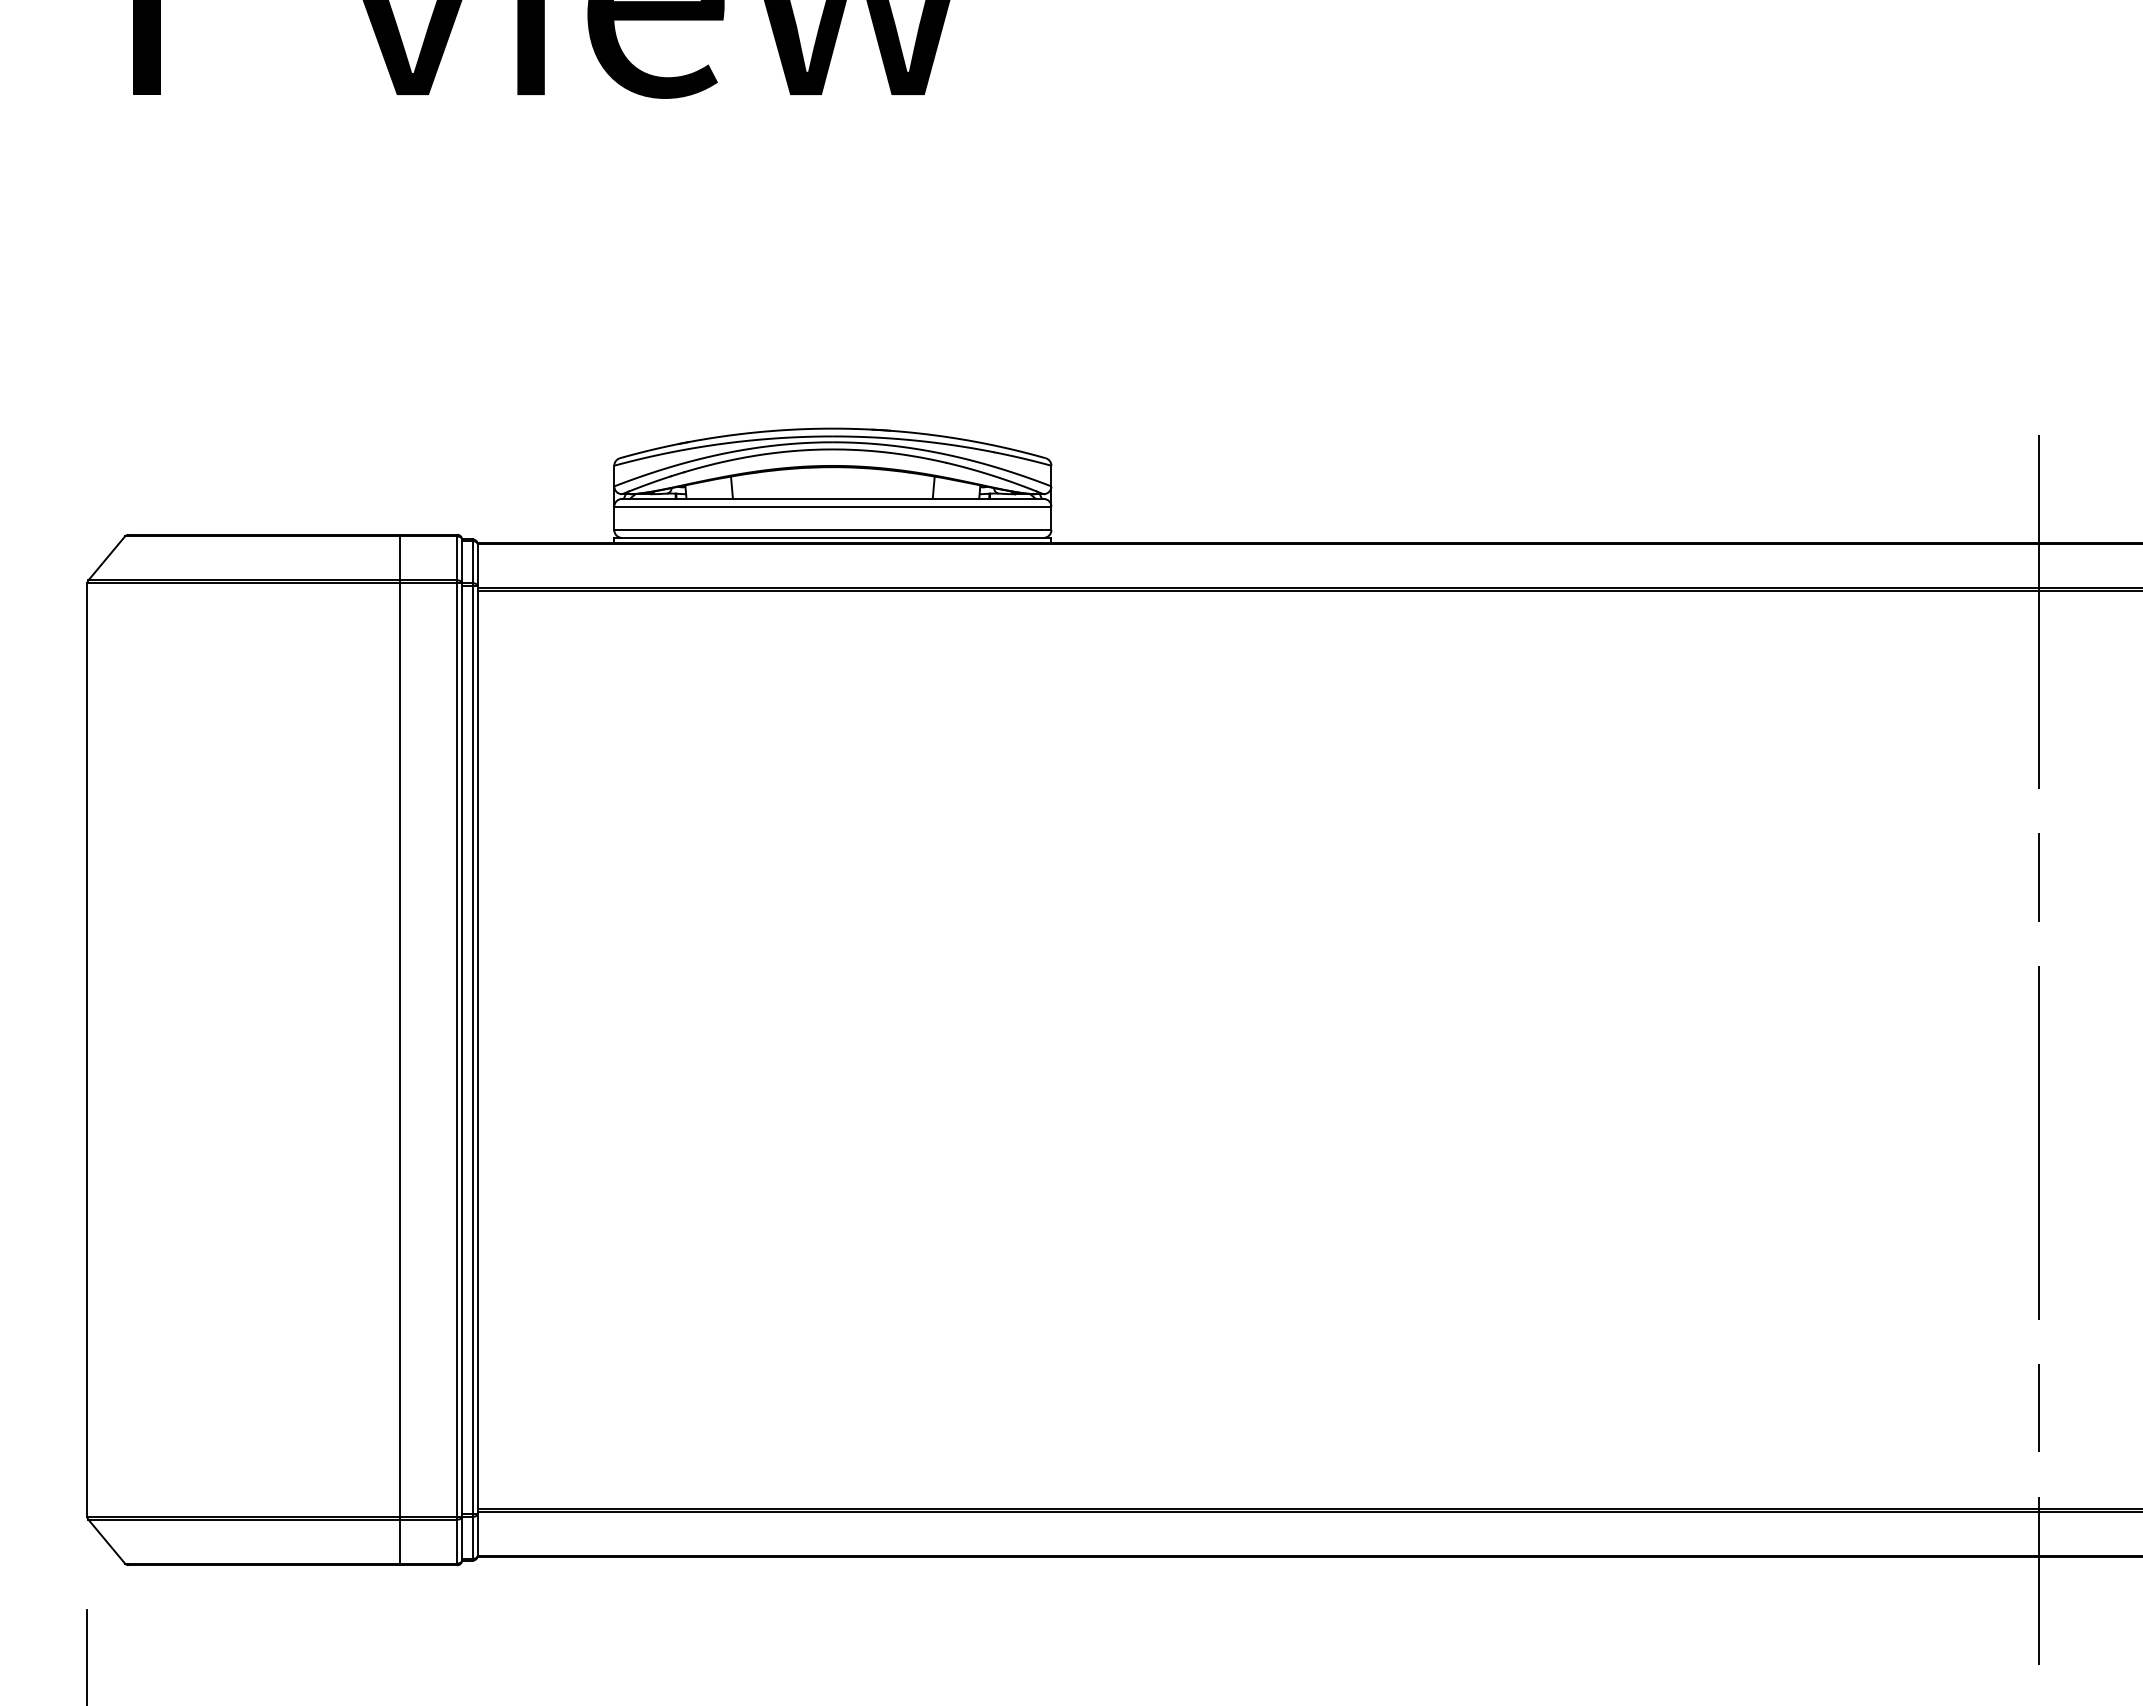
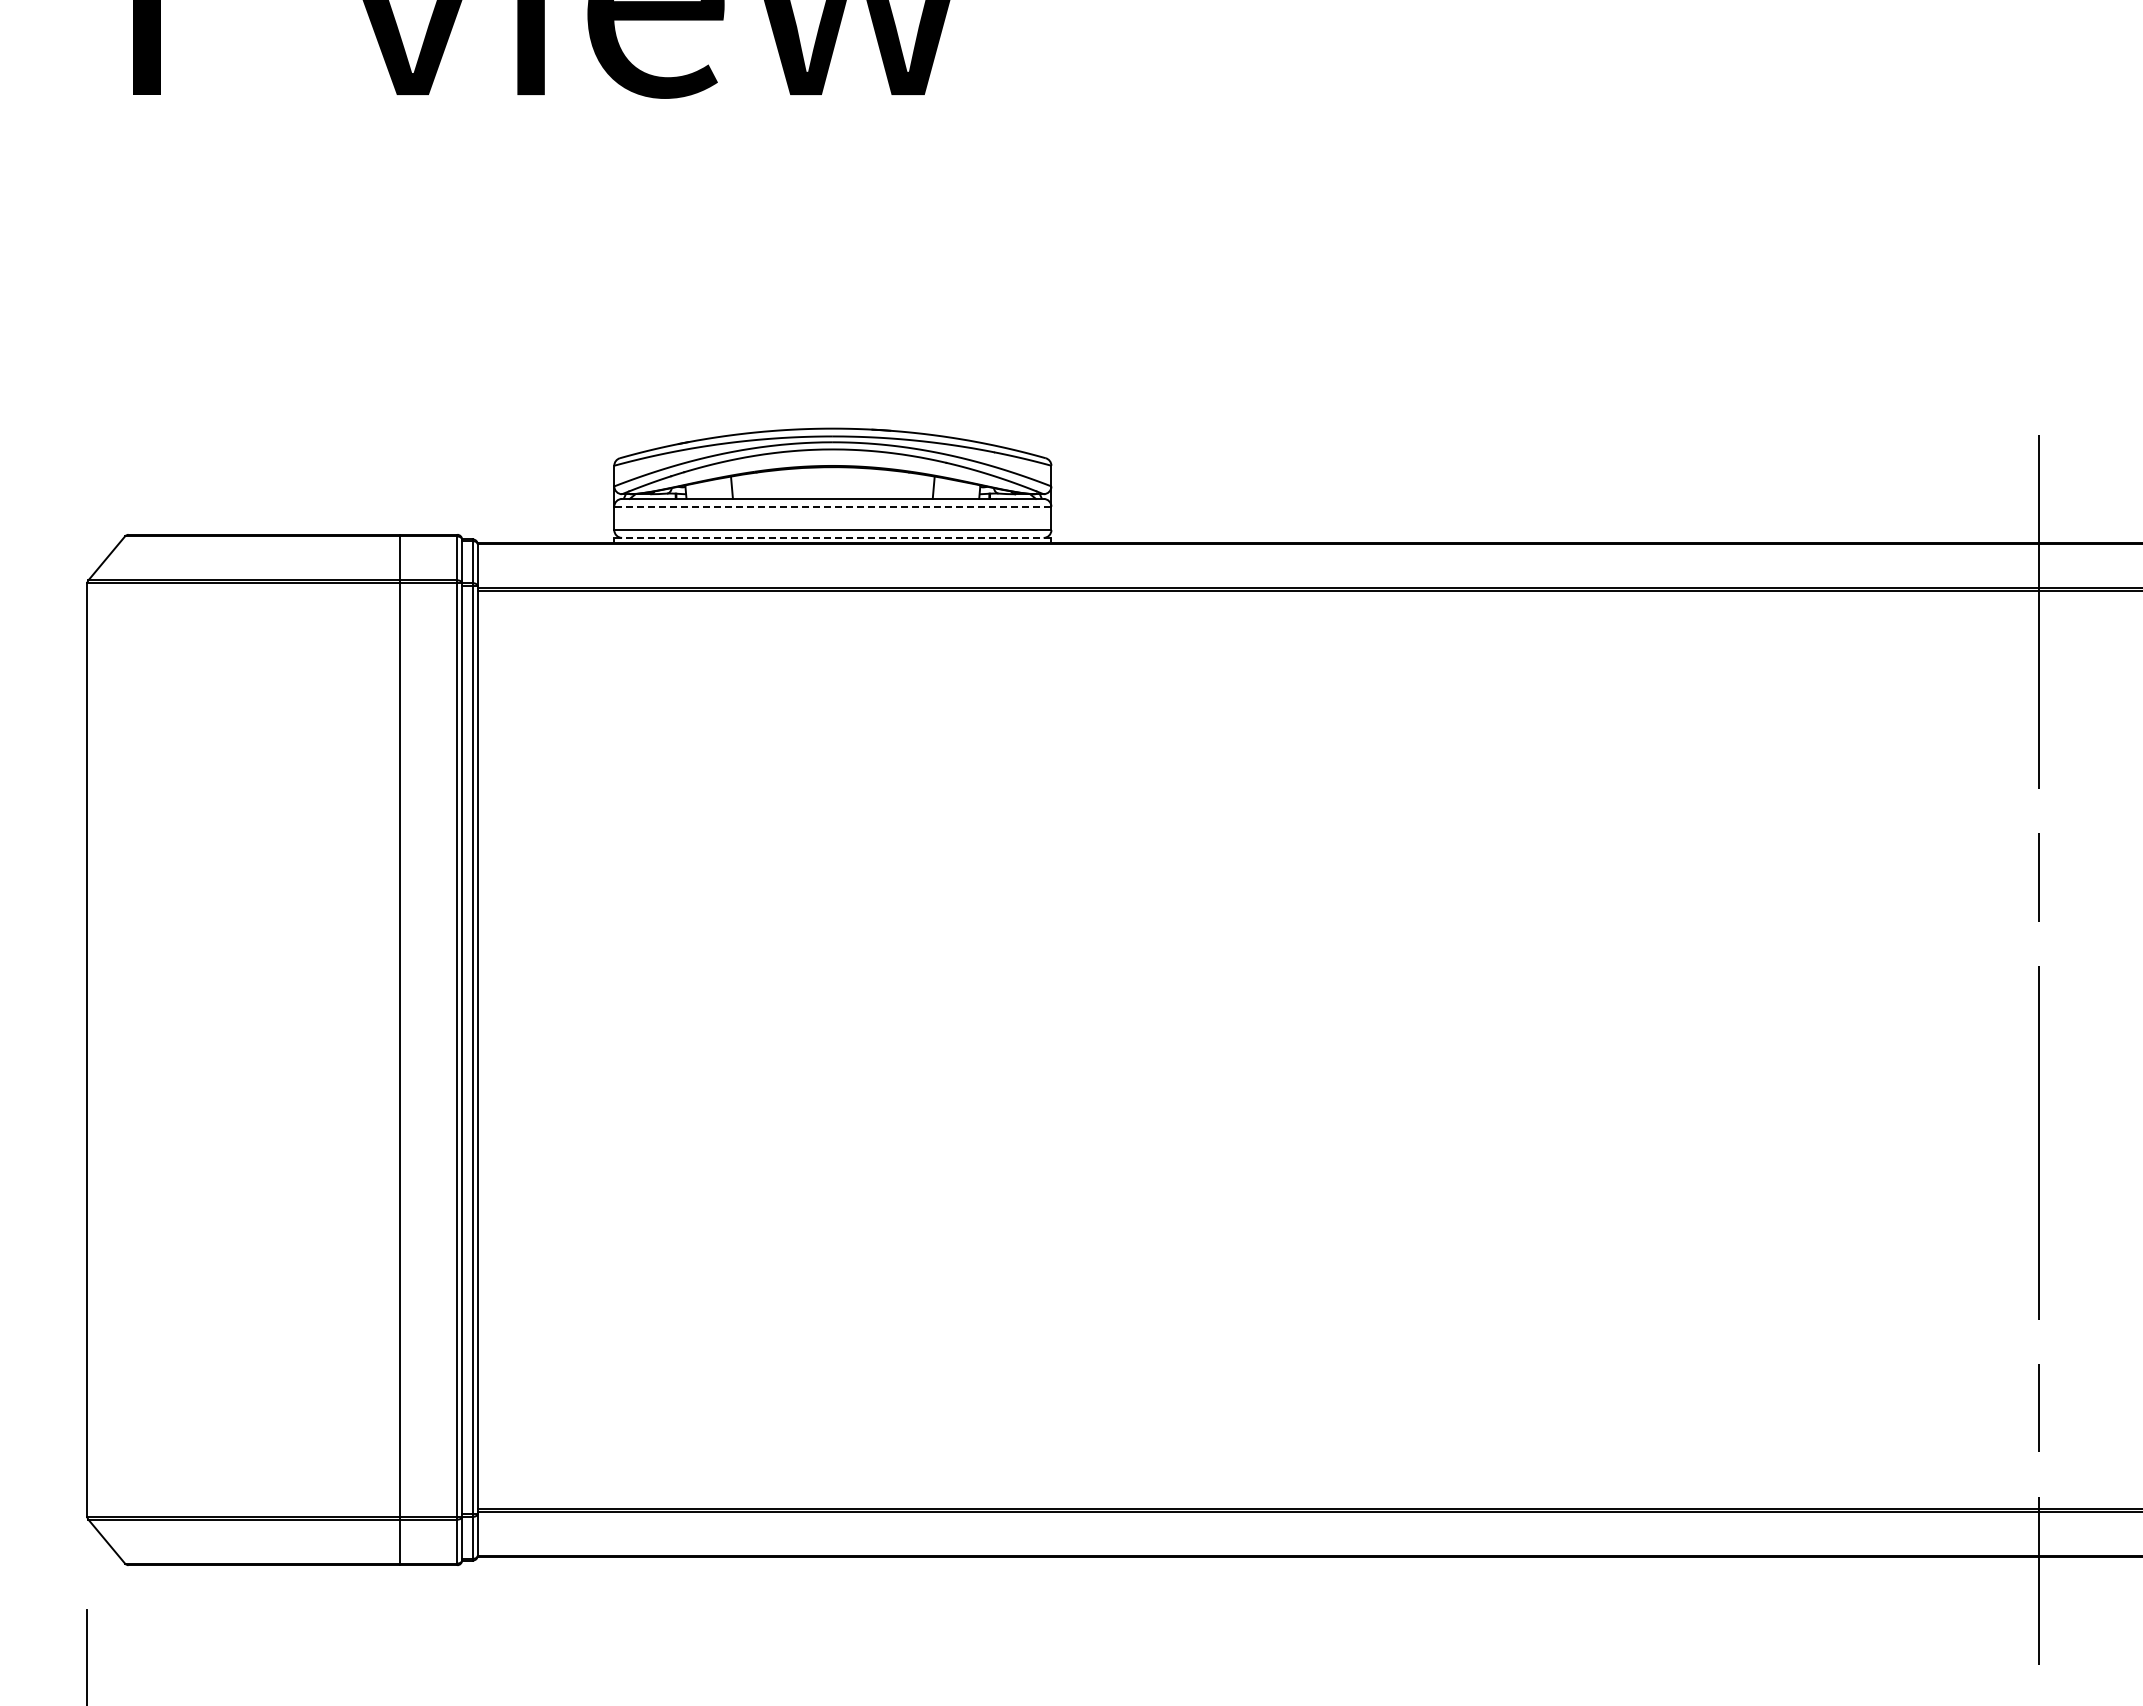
line: solid -> dashed (832, 506)
line: solid -> dashed (832, 537)
